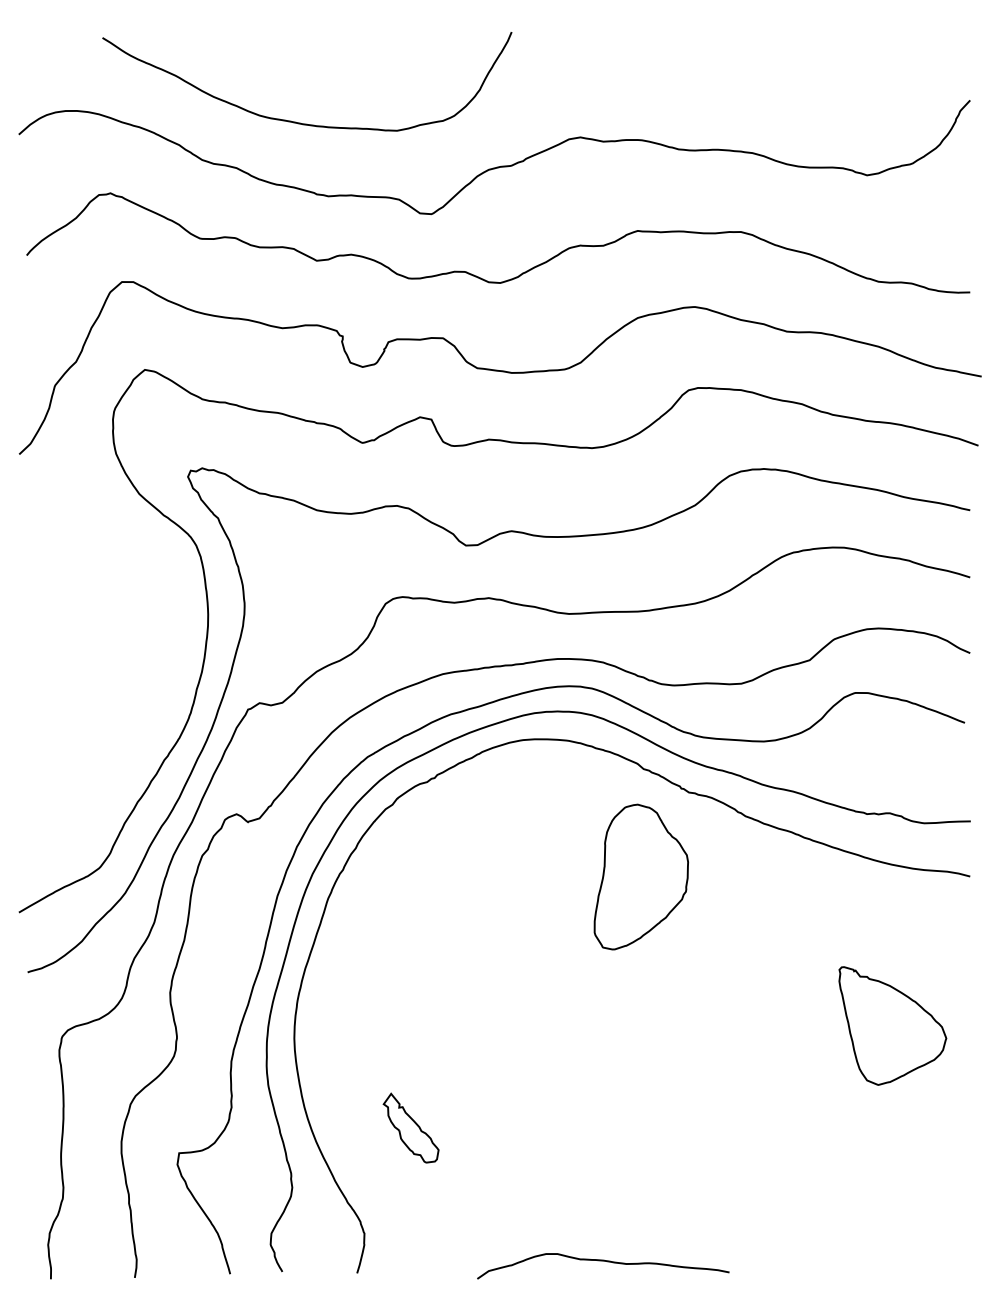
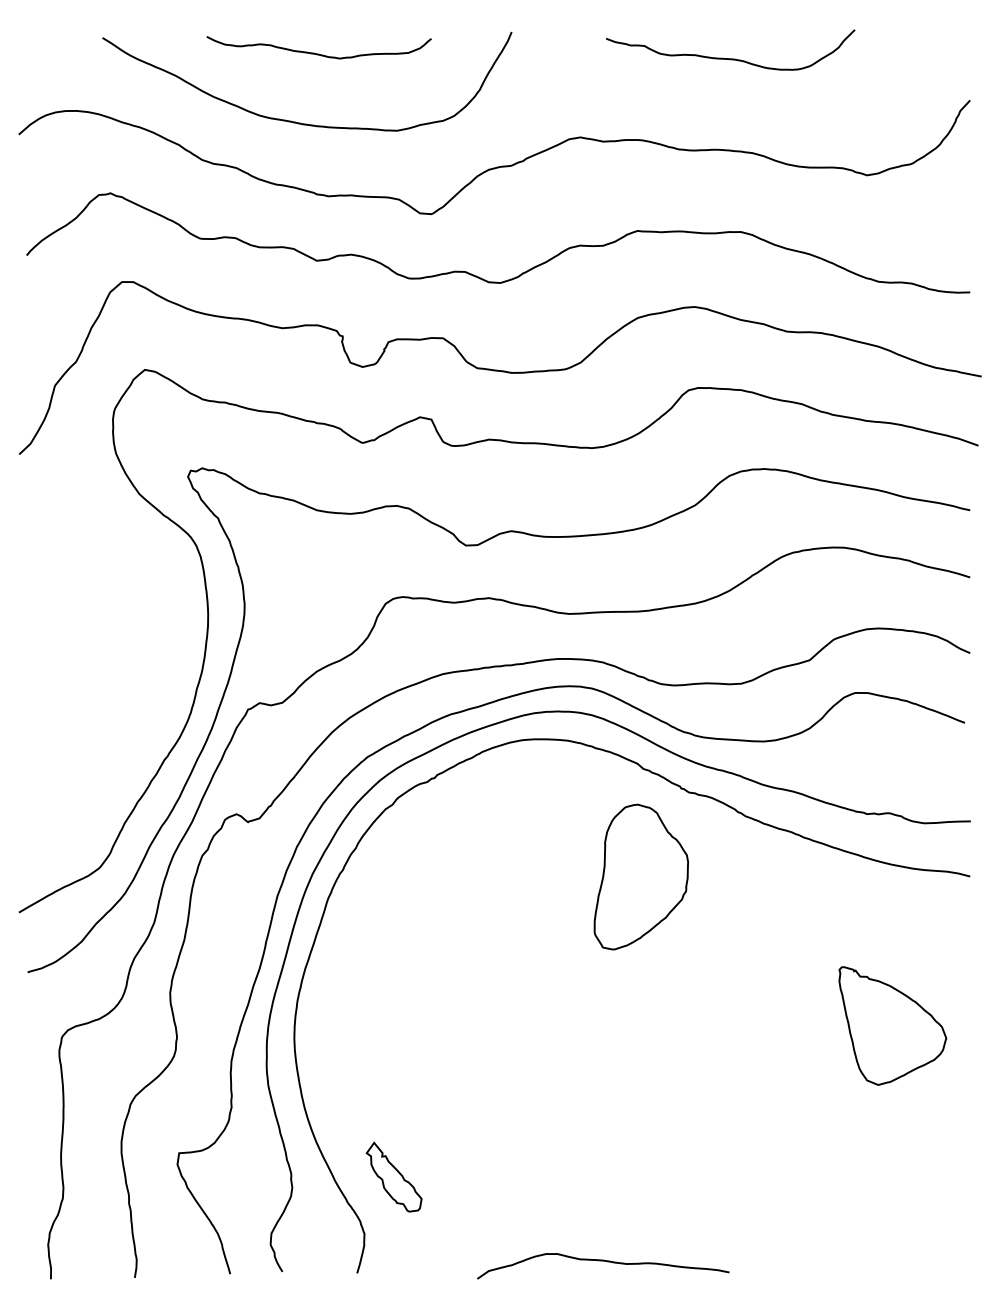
curve: none -> present (318, 53)
curve: none -> present (730, 58)
part position: (410, 1127) -> (393, 1176) (393, 1176)
